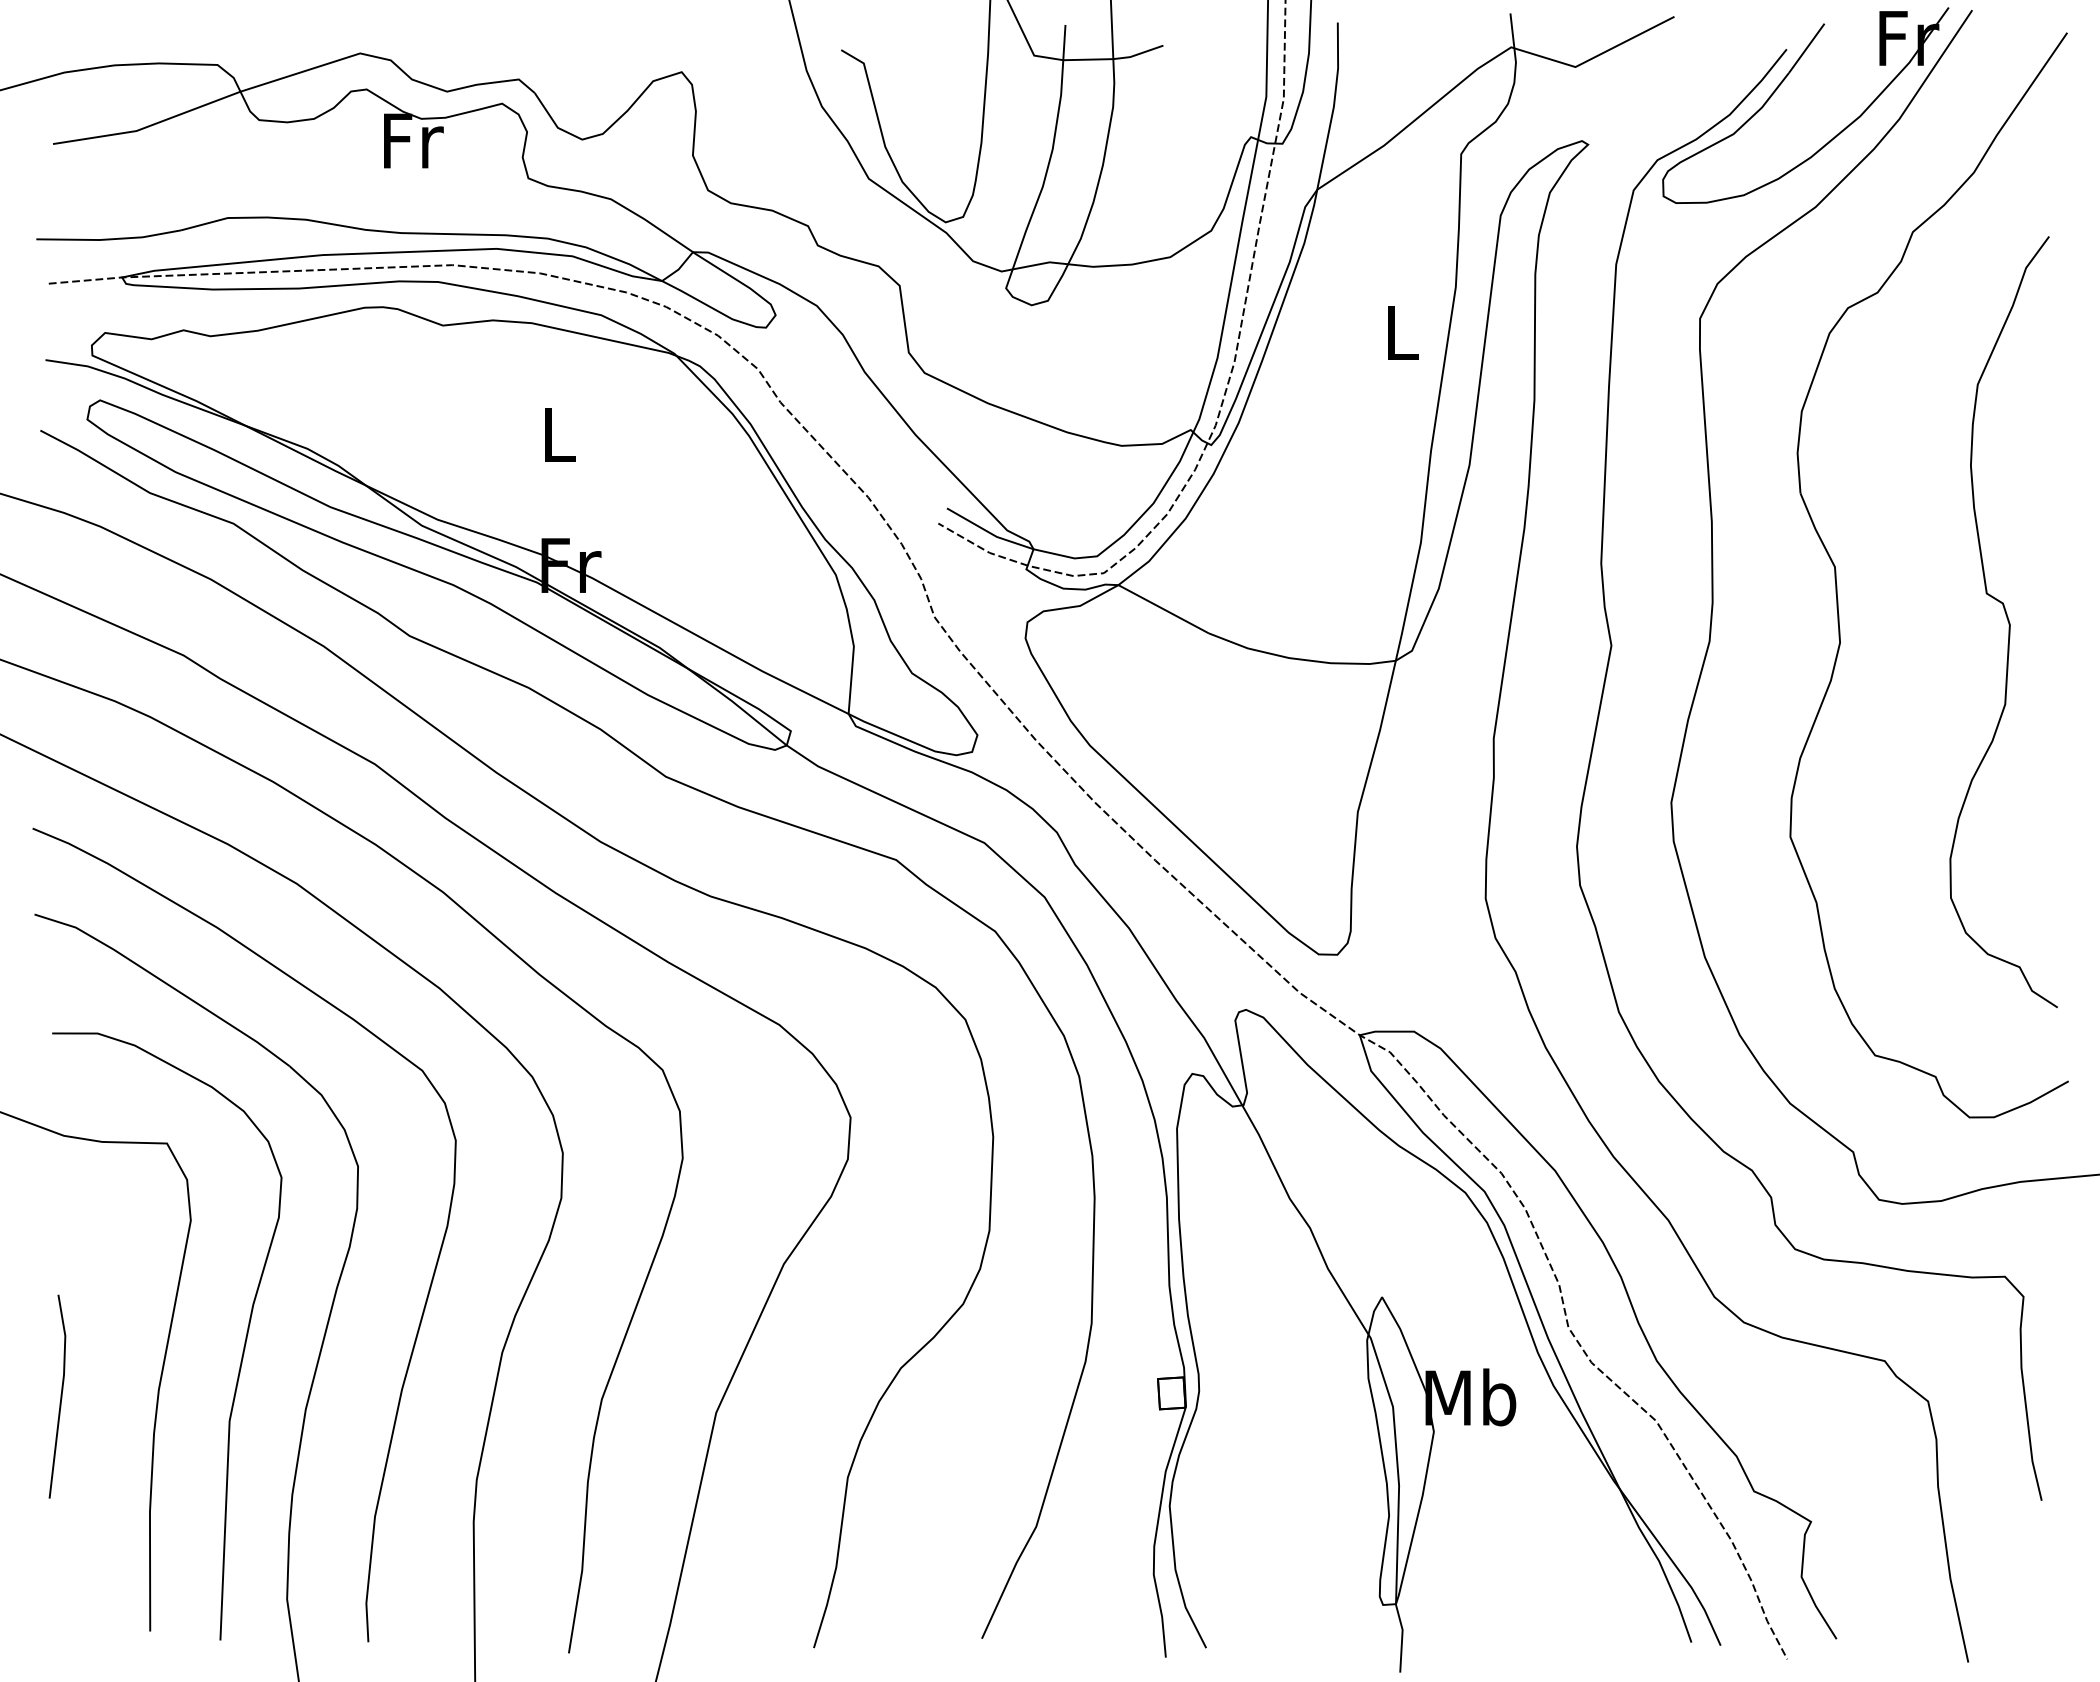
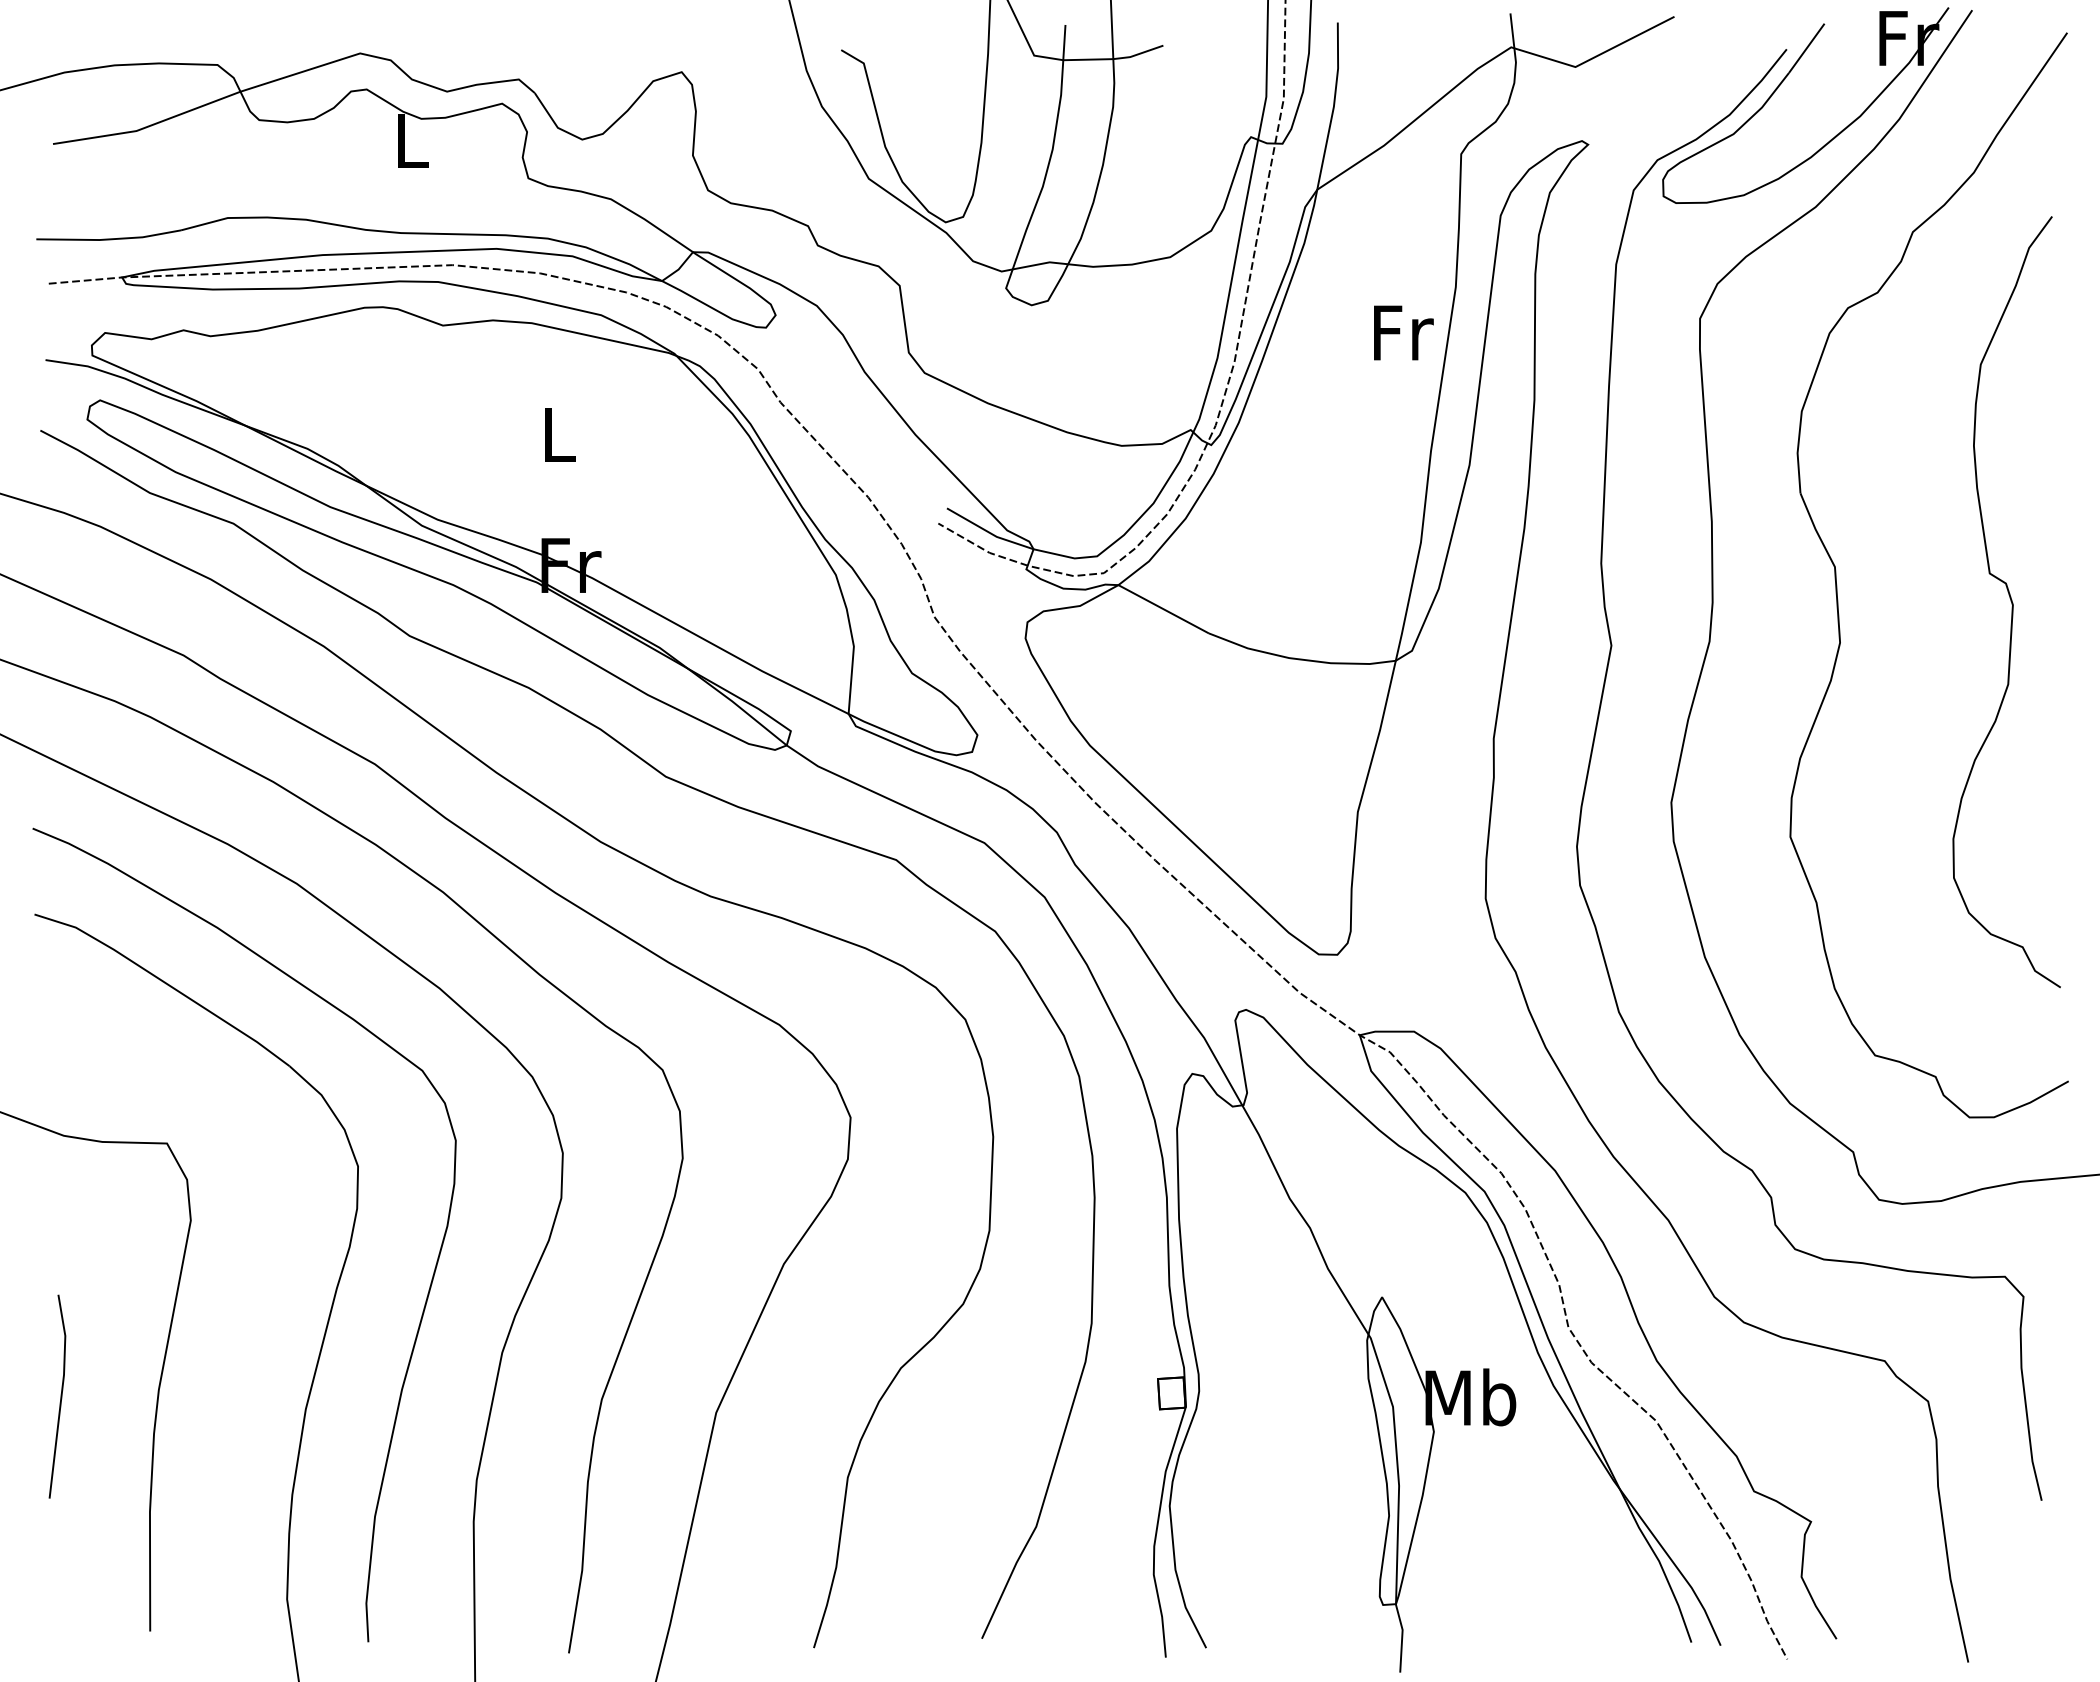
text: Fr -> L (413, 140)
text: L -> Fr (1403, 332)
curve position: (2007, 621) -> (2010, 601) (2010, 601)
curve: present -> none (242, 1351)
